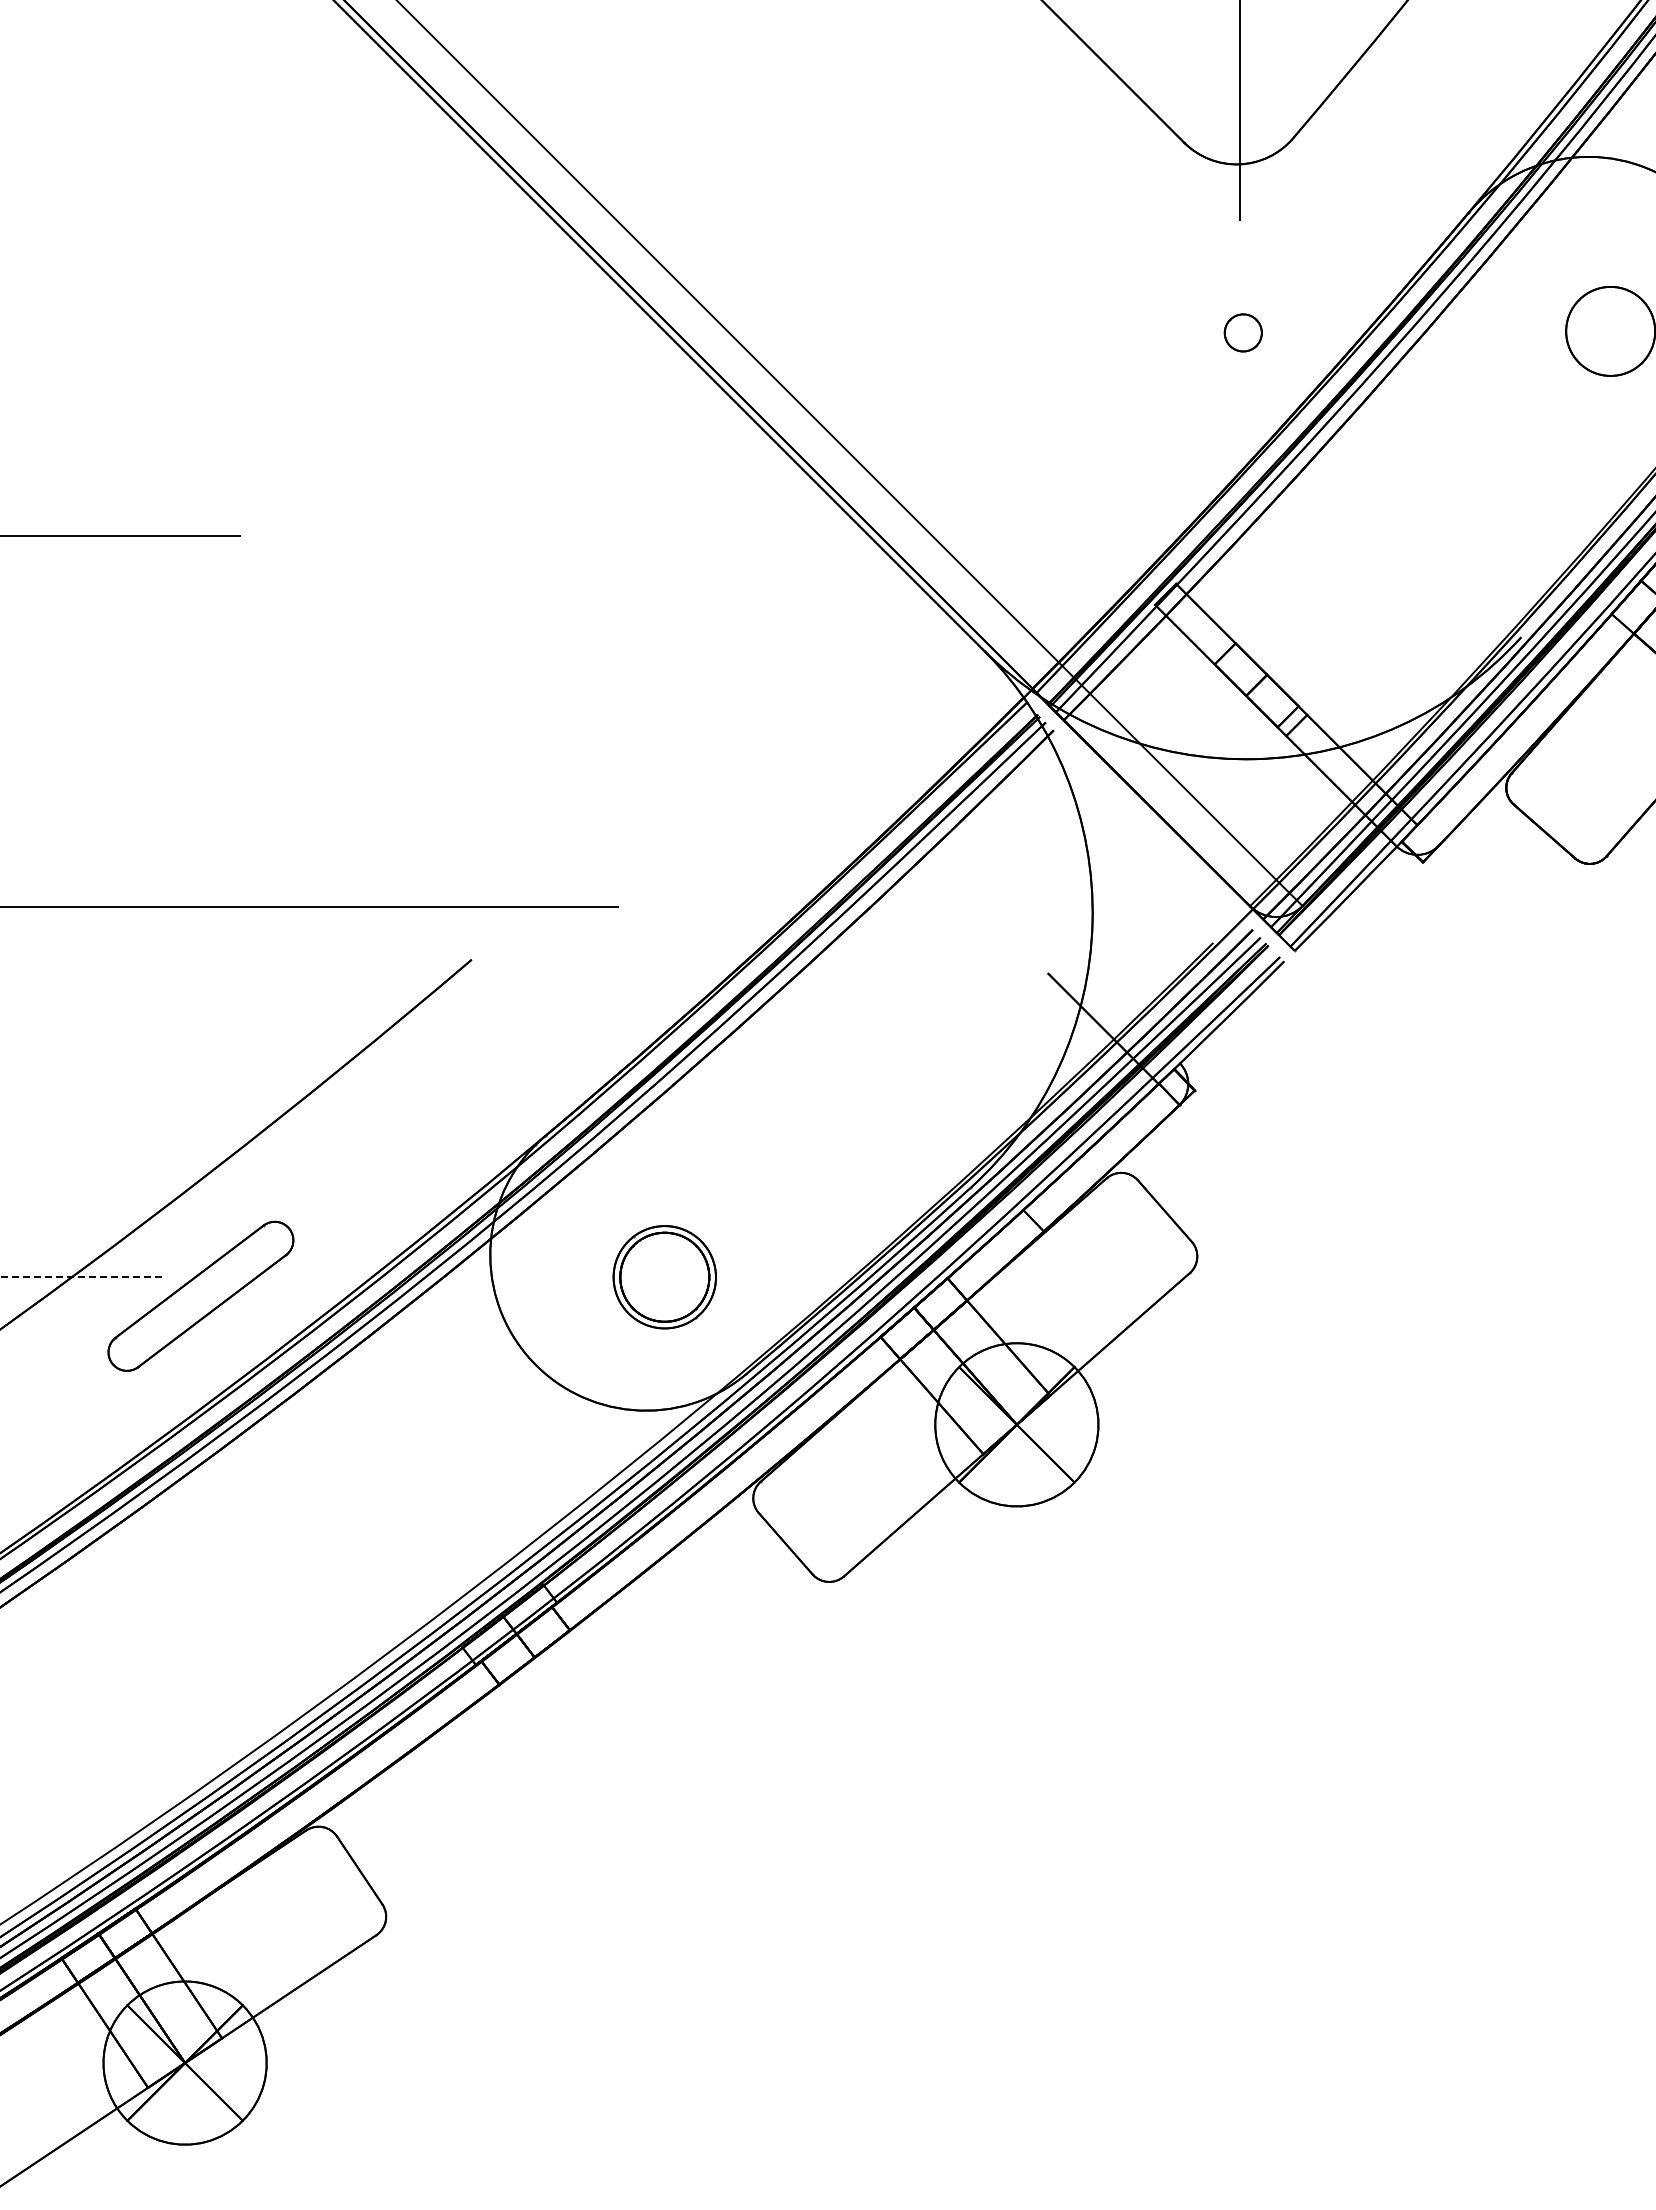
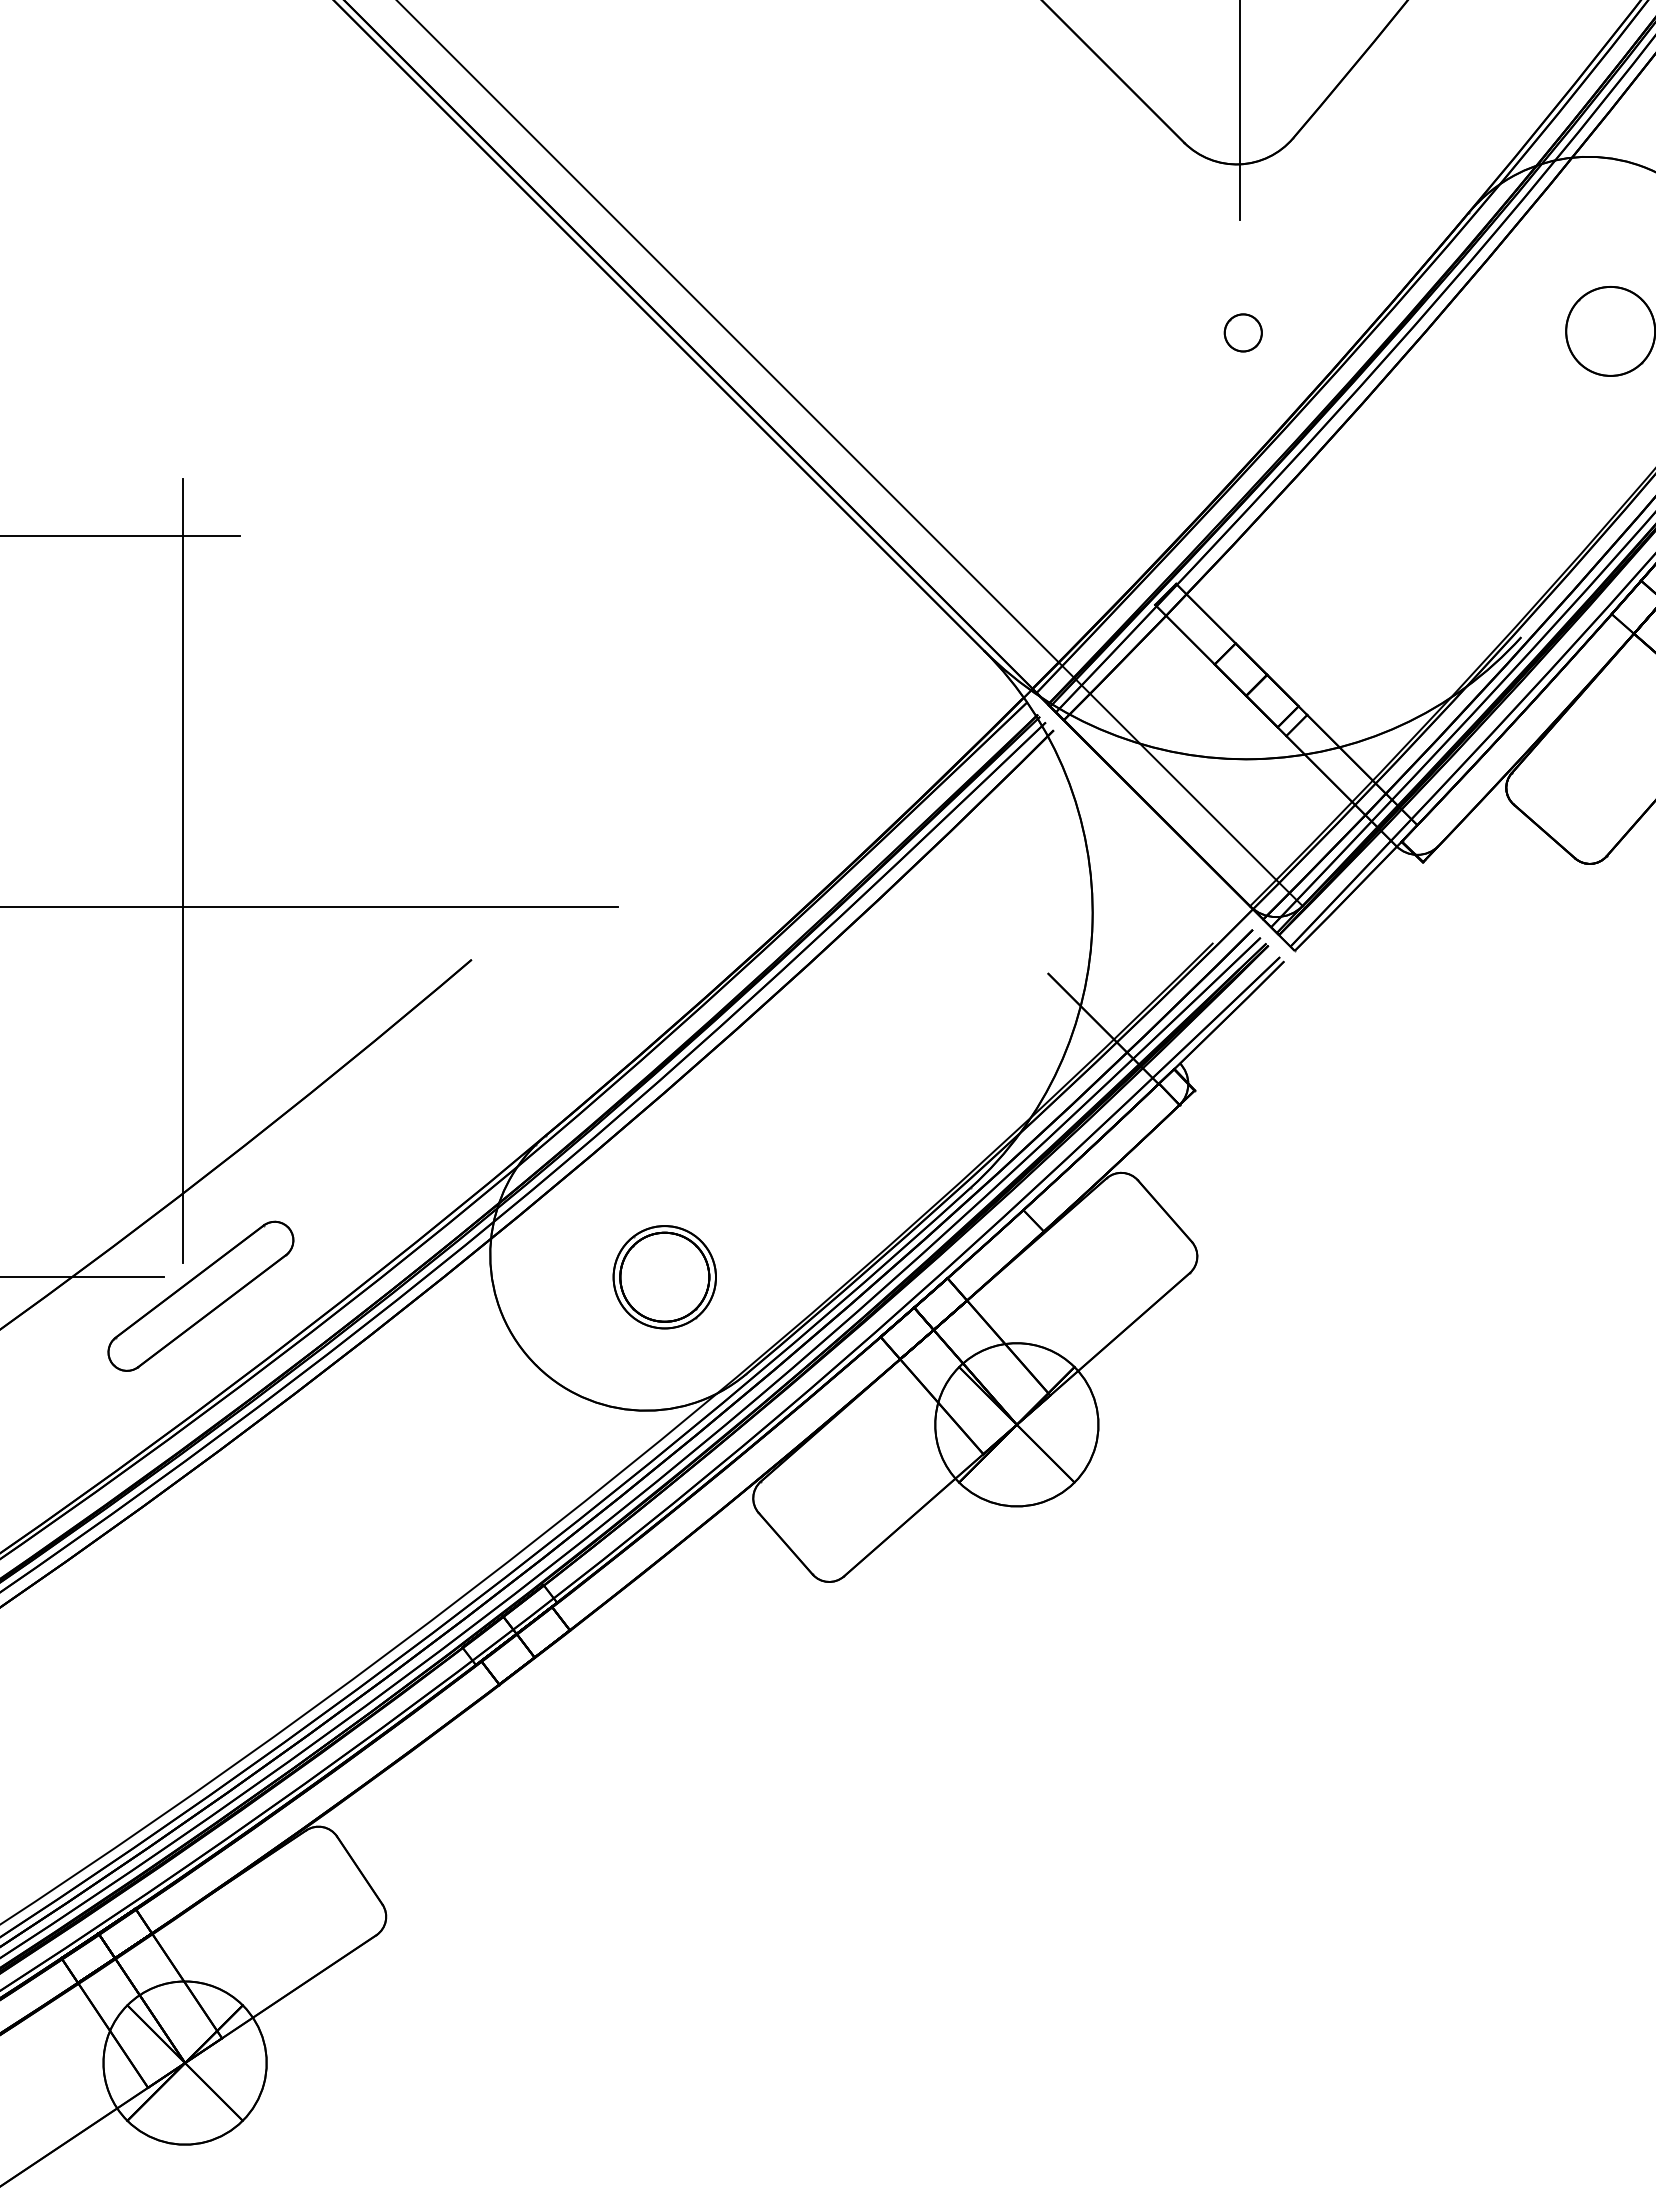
line: none -> present (182, 870)
line: dashed -> solid (83, 1277)
